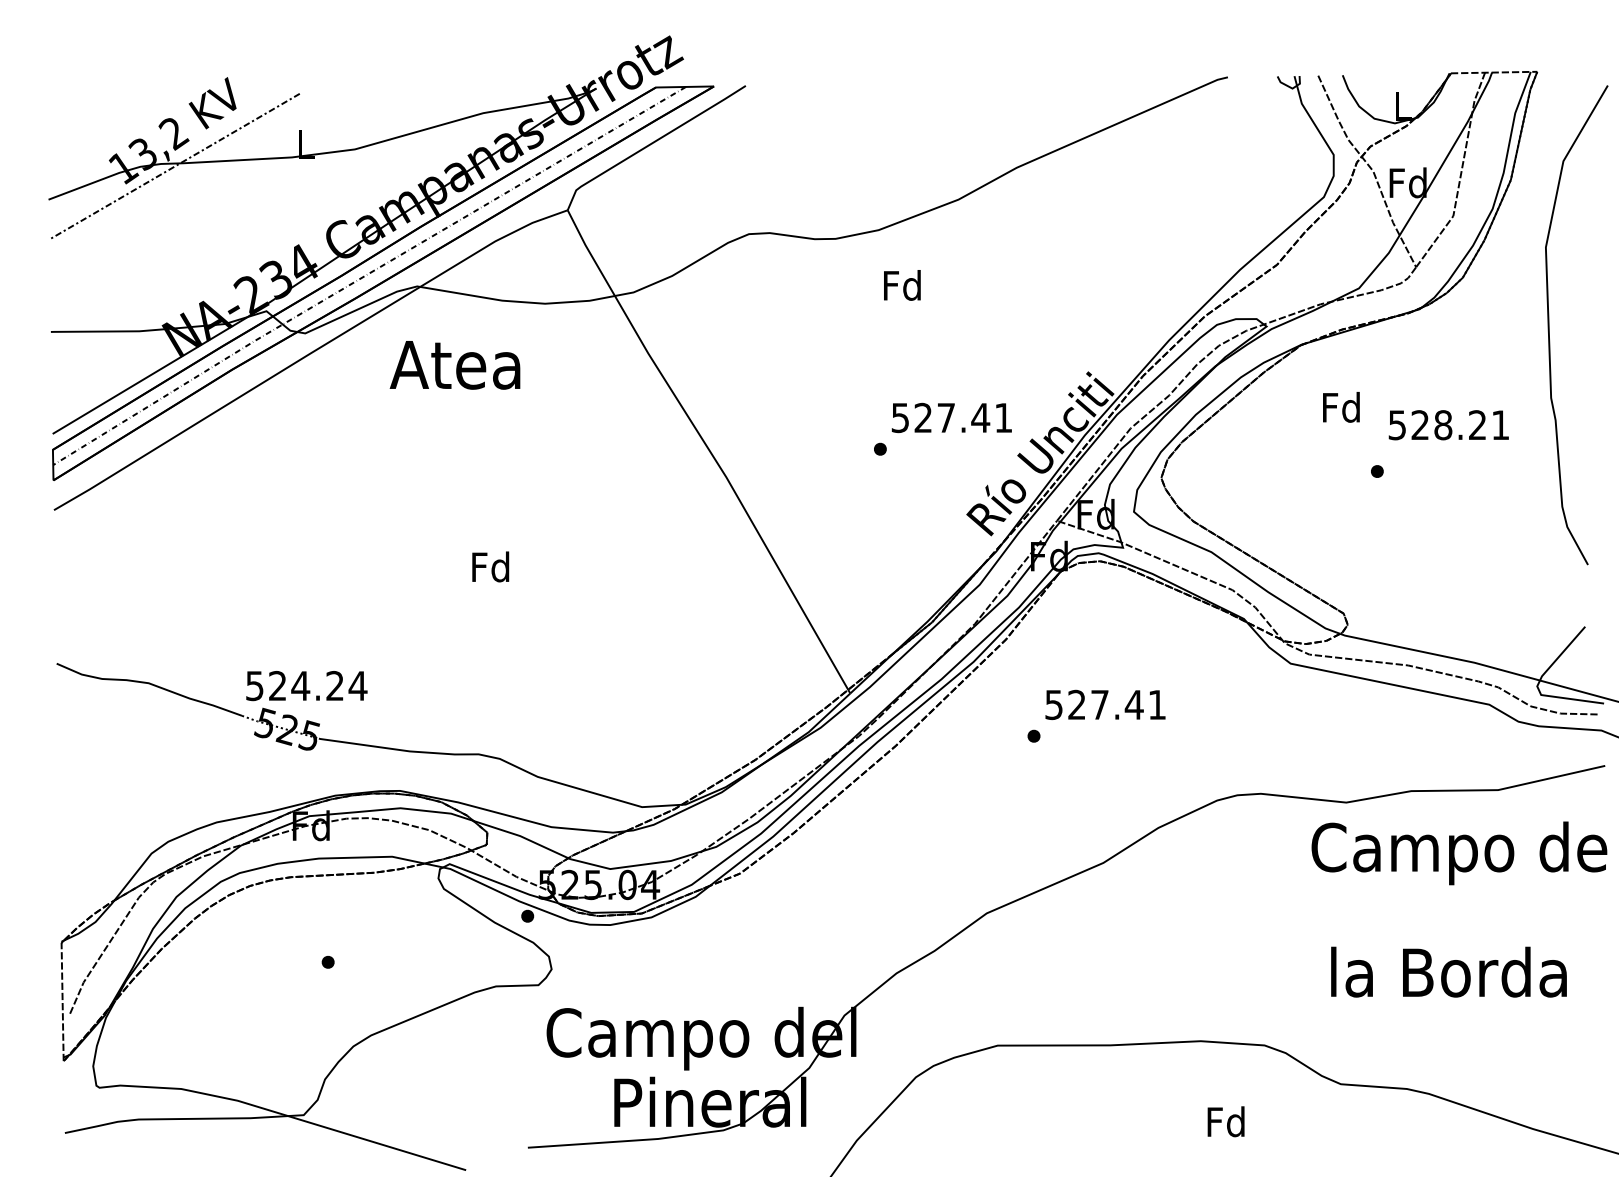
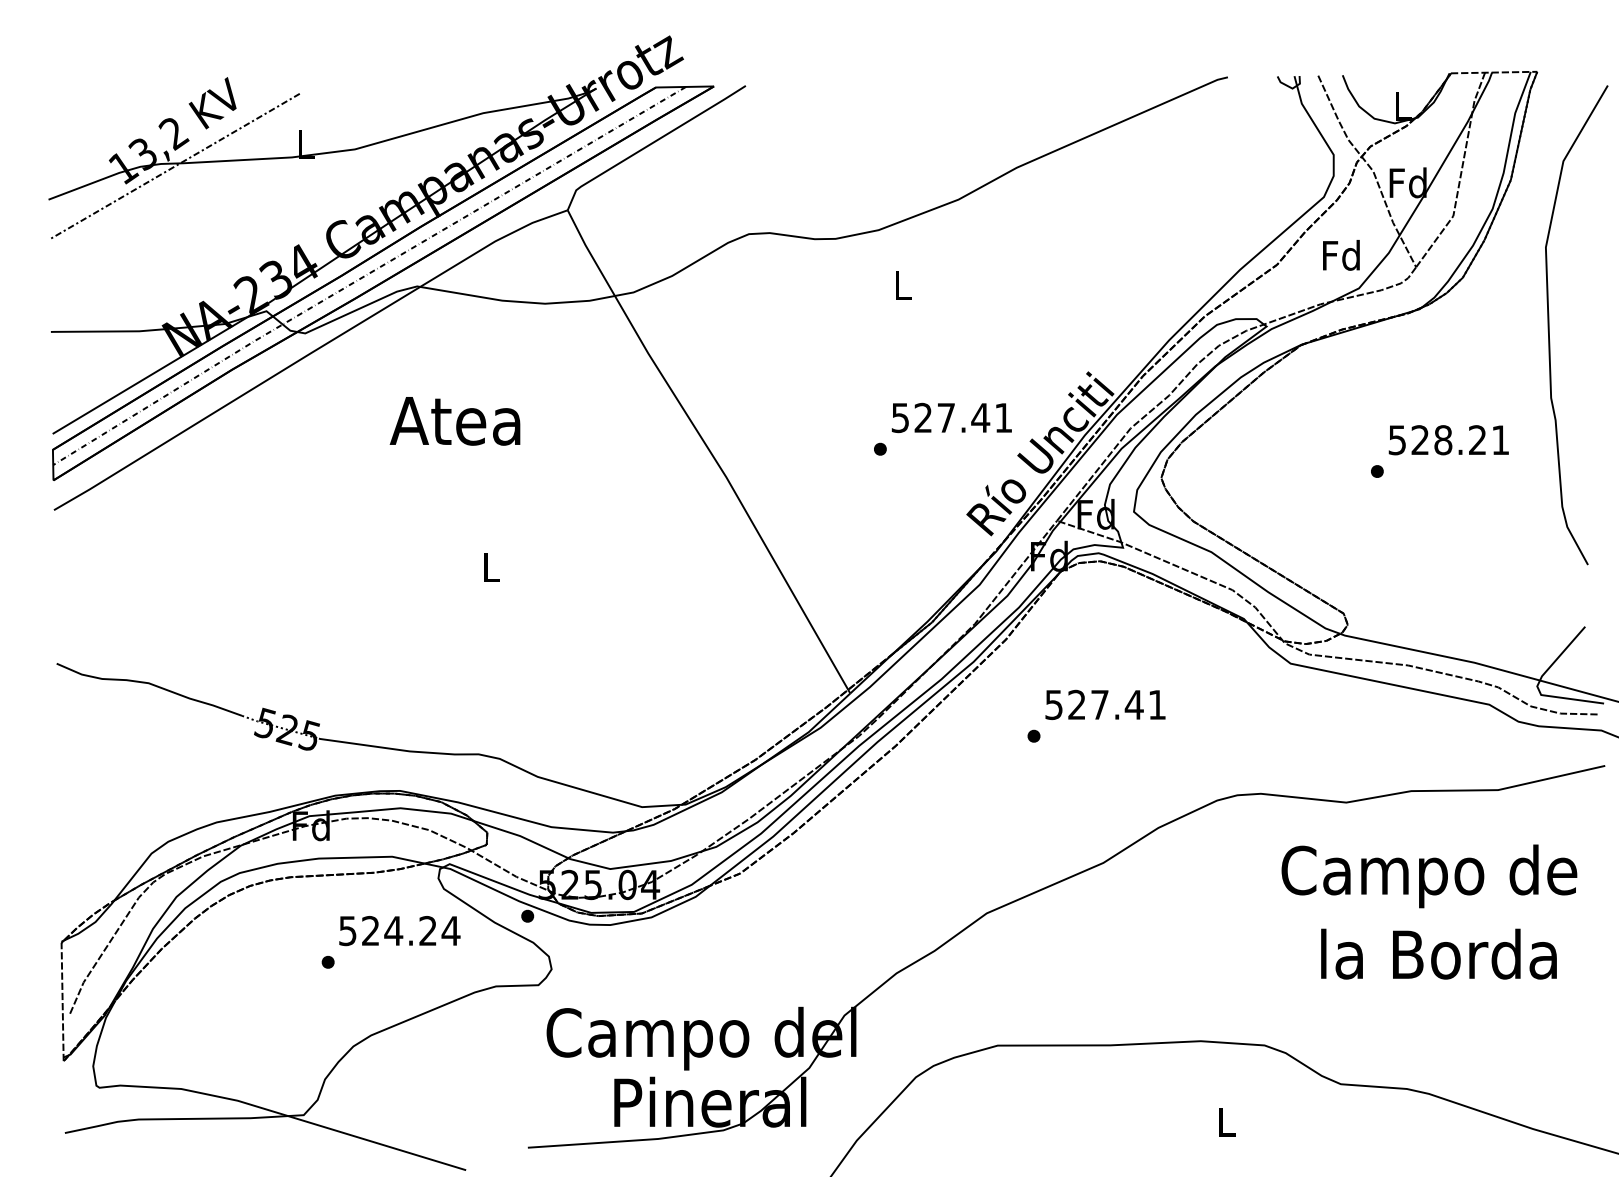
text: Fd -> L (902, 285)
text position: (454, 365) -> (454, 421) (454, 421)
text position: (1341, 407) -> (1341, 255) (1341, 255)
text position: (1448, 425) -> (1448, 440) (1448, 440)
text: Fd -> L (490, 566)
text position: (306, 686) -> (399, 931) (399, 931)
text position: (1459, 853) -> (1429, 876) (1429, 876)
text position: (1448, 971) -> (1438, 953) (1438, 953)
text: Fd -> L (1225, 1121)
